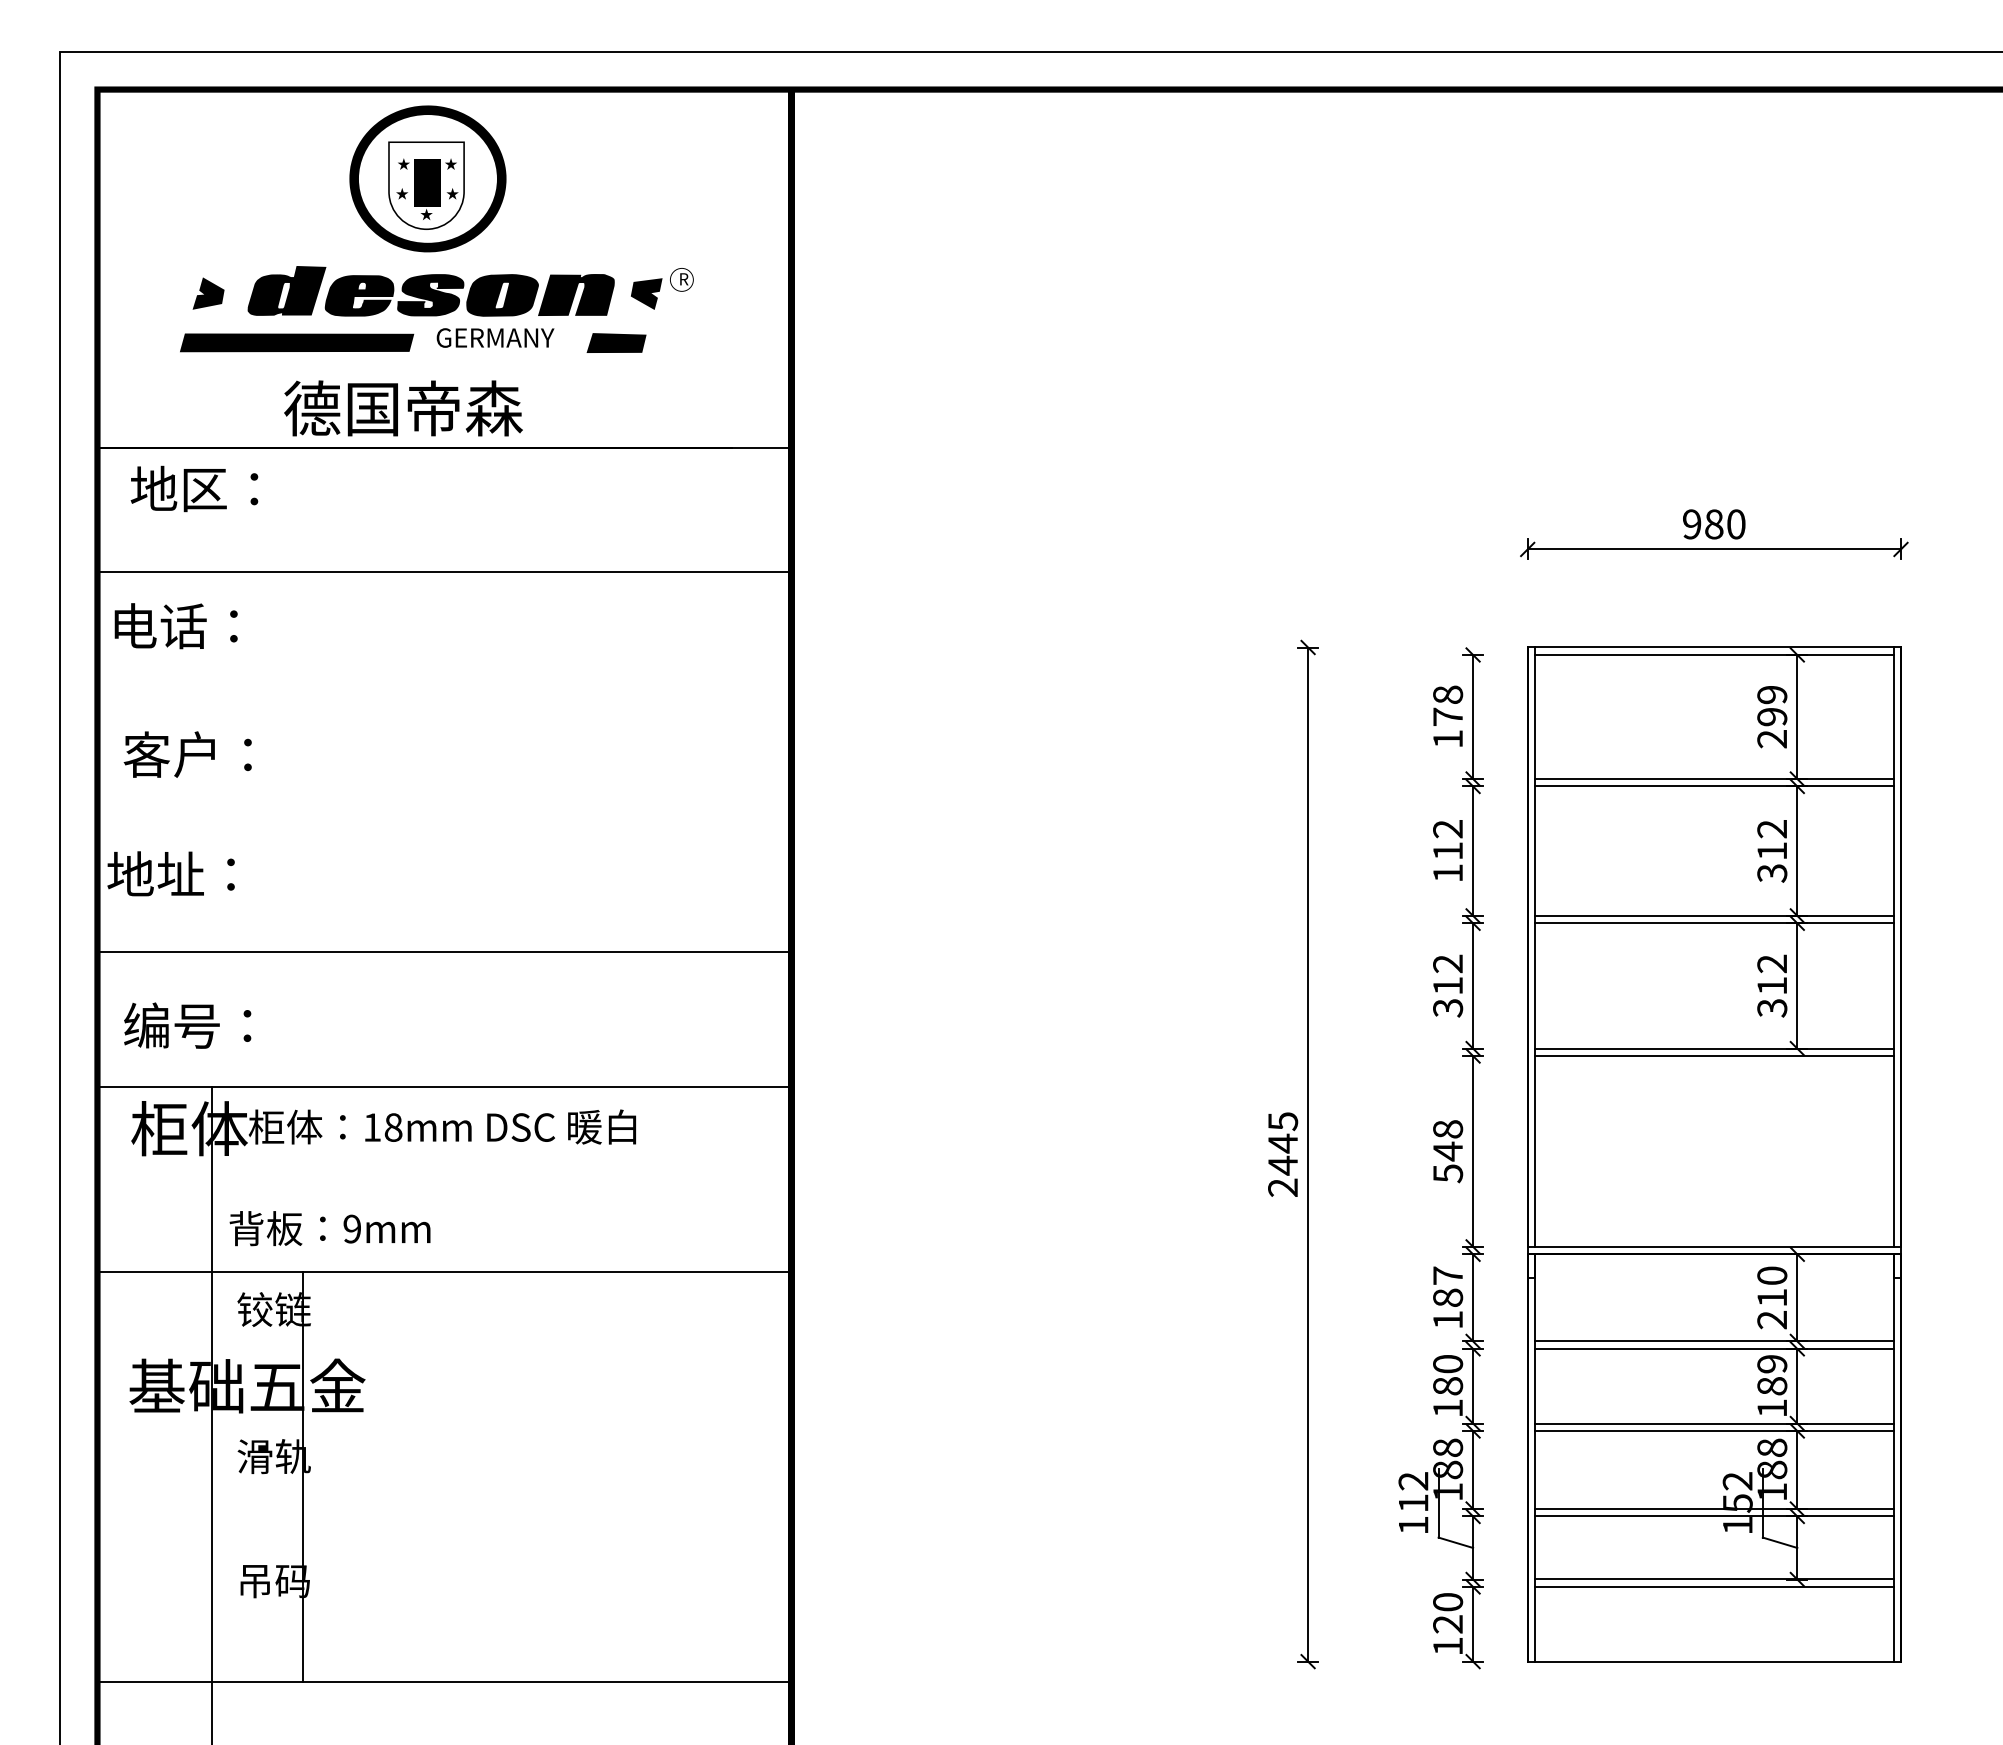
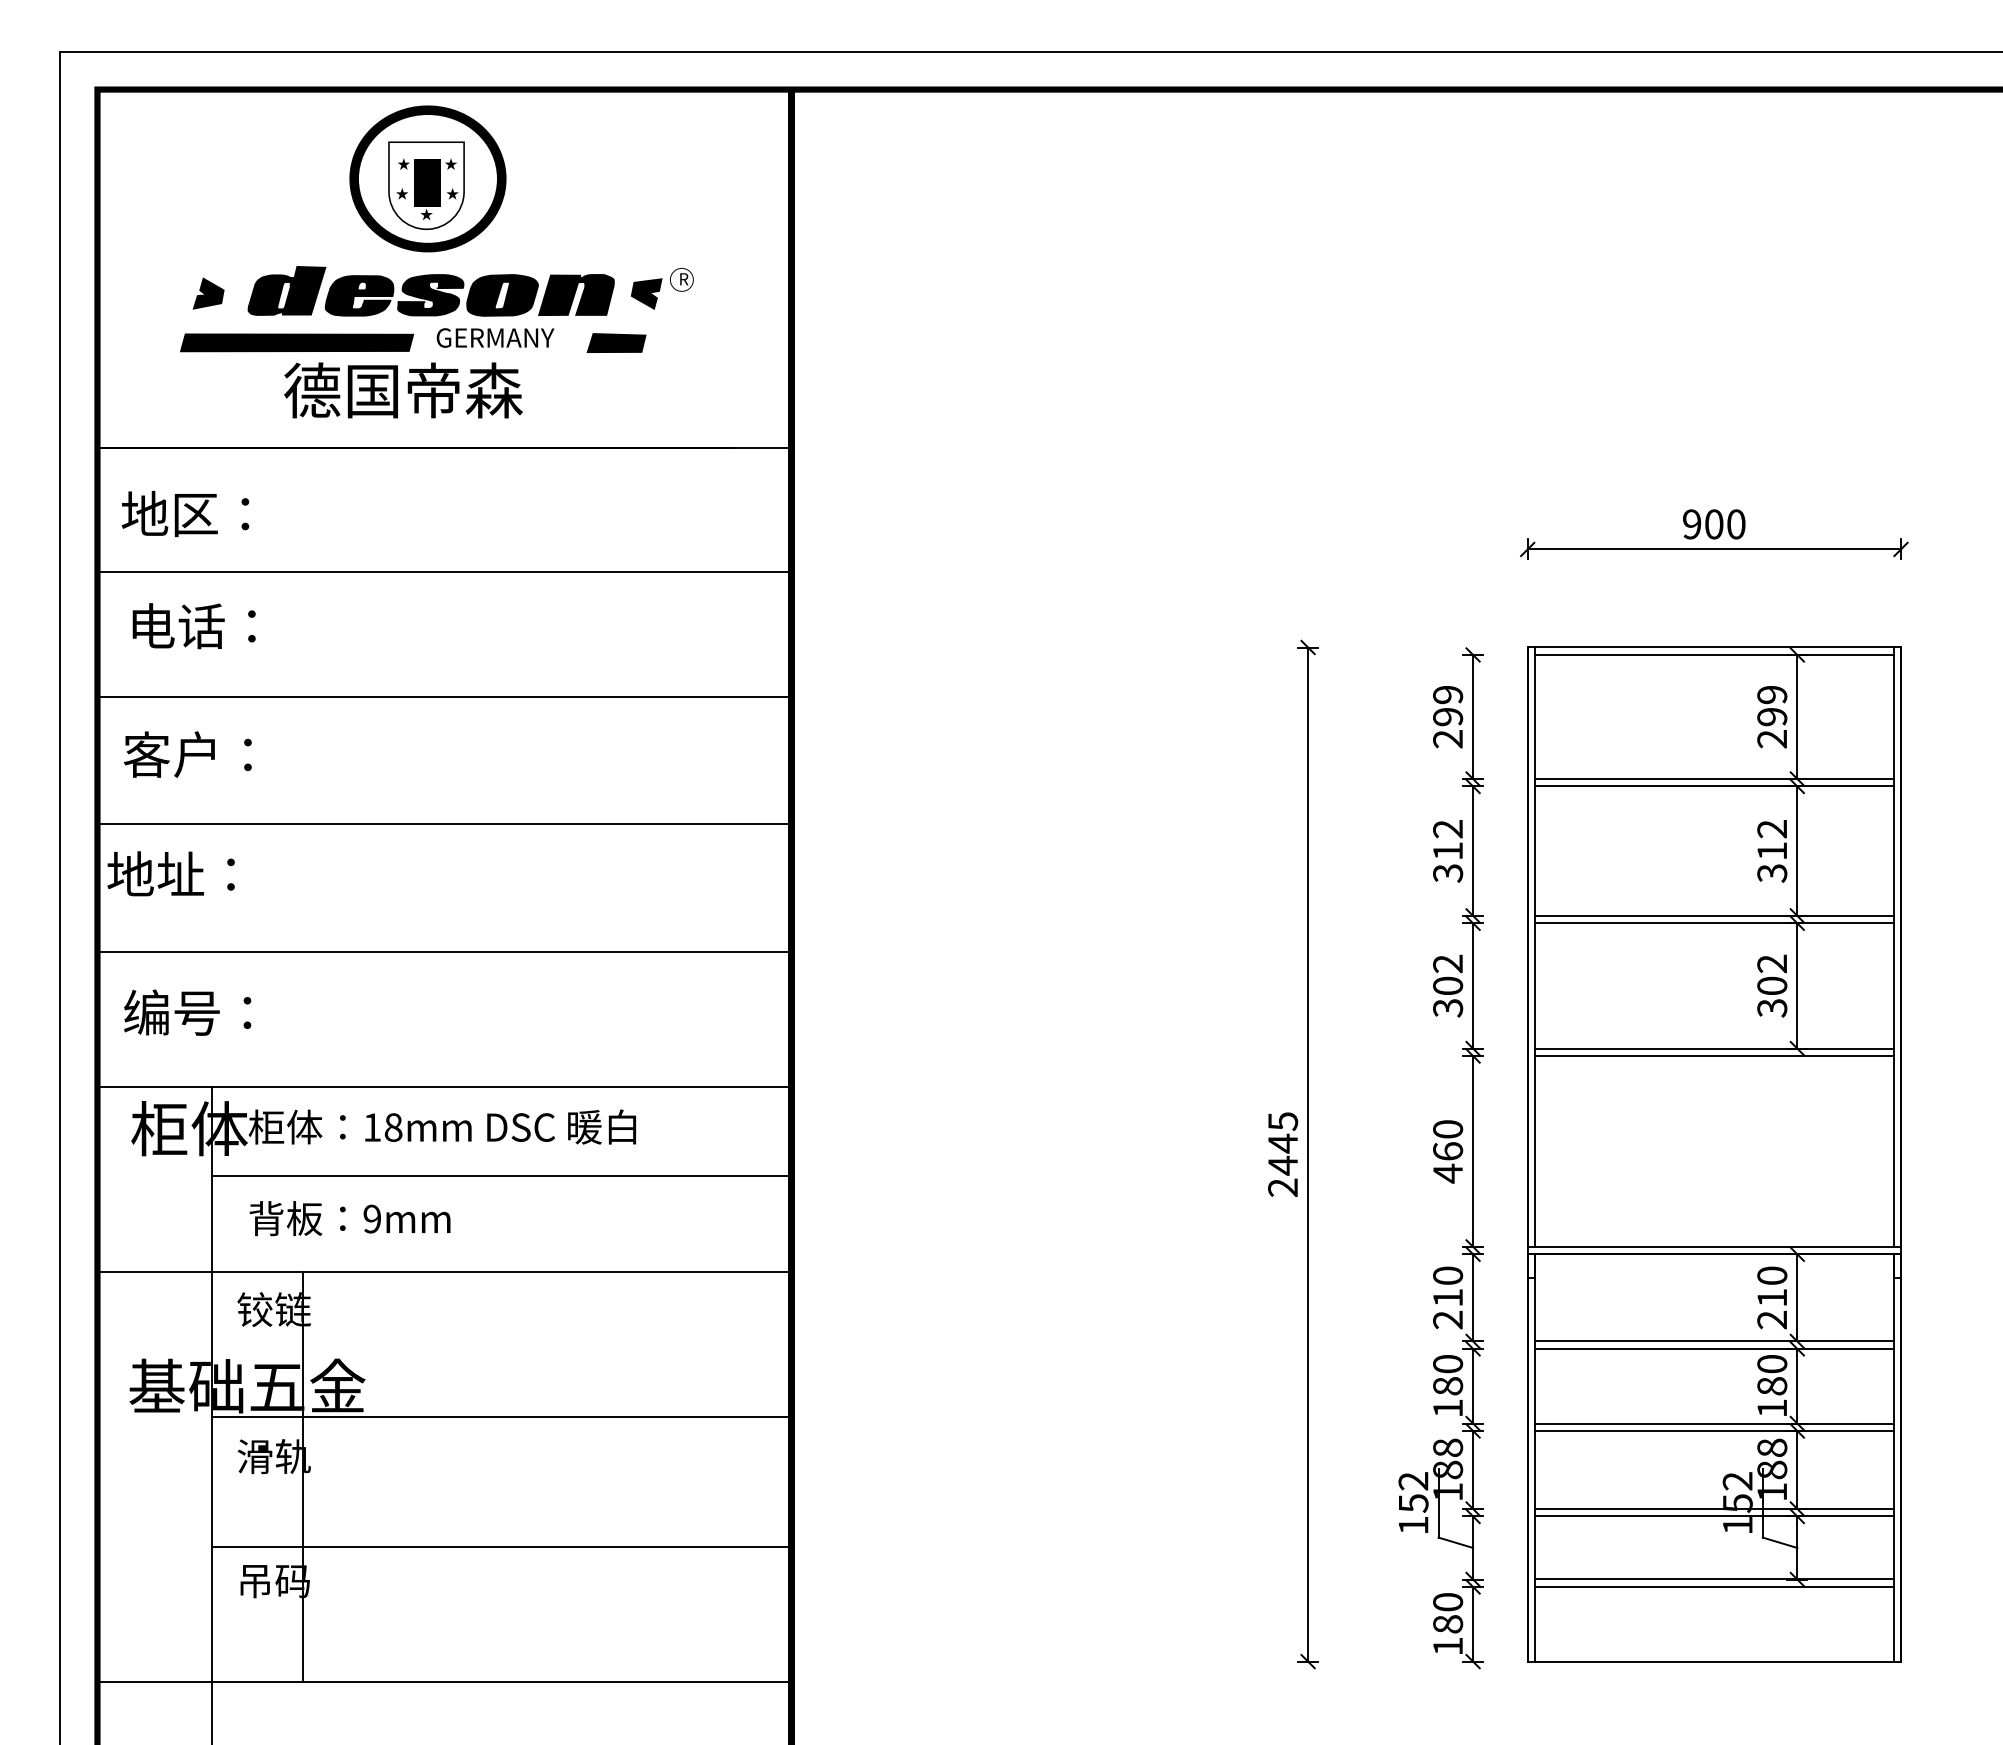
text position: (403, 408) -> (403, 390) (403, 390)
text position: (194, 488) -> (185, 513) (185, 513)
text: 980 -> 900 (1714, 524)
text position: (175, 626) -> (193, 626) (193, 626)
line: none -> present (446, 696)
text: 178 -> 299 (1448, 716)
line: none -> present (444, 824)
text: 112 -> 312 (1448, 873)
text: 312 -> 302 (1448, 985)
text: 312 -> 302 (1772, 985)
text position: (187, 1025) -> (187, 1012) (187, 1012)
text: 548 -> 460 (1448, 1151)
line: none -> present (501, 1176)
text position: (329, 1228) -> (349, 1218) (349, 1218)
text: 187 -> 210 (1448, 1297)
text: 189 -> 180 (1772, 1364)
line: none -> present (501, 1417)
text: 112 -> 152 (1413, 1503)
line: none -> present (501, 1547)
text: 120 -> 180 (1448, 1624)
